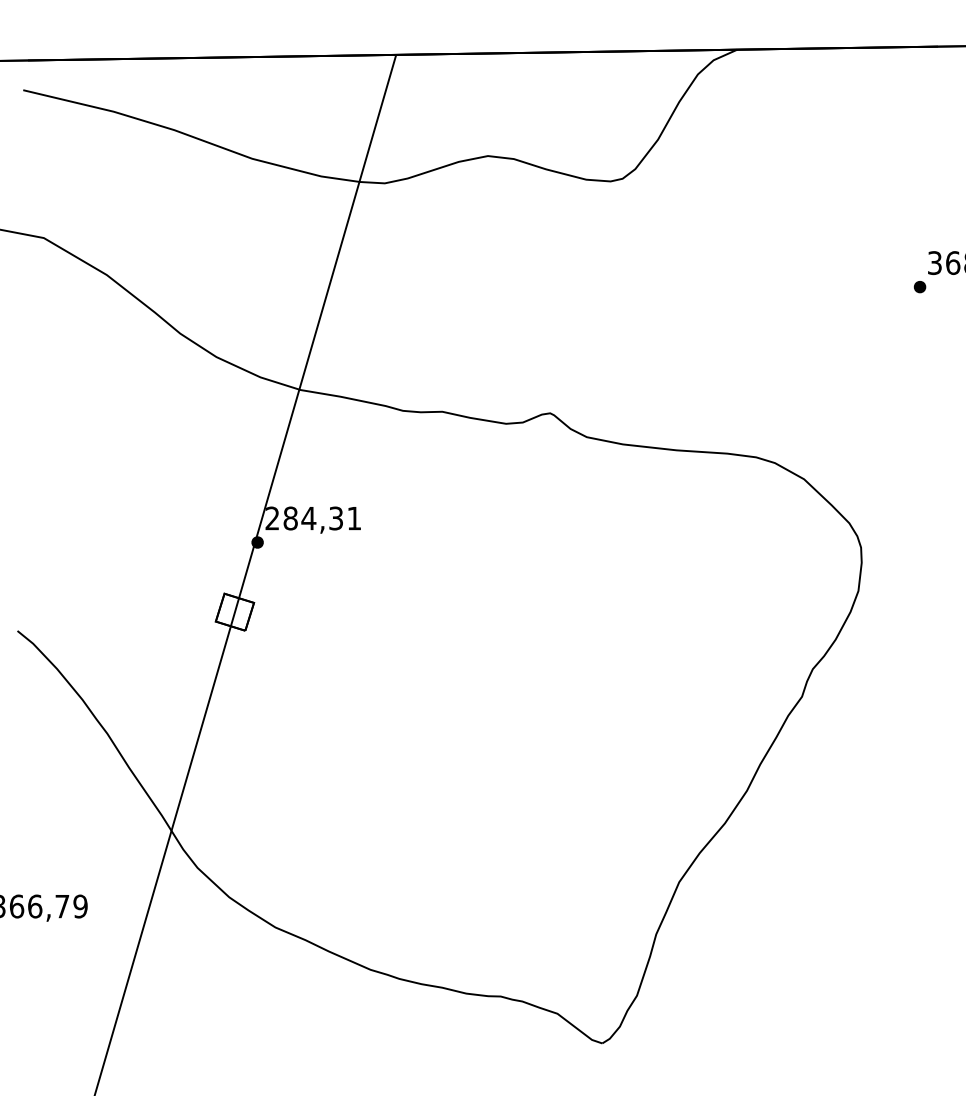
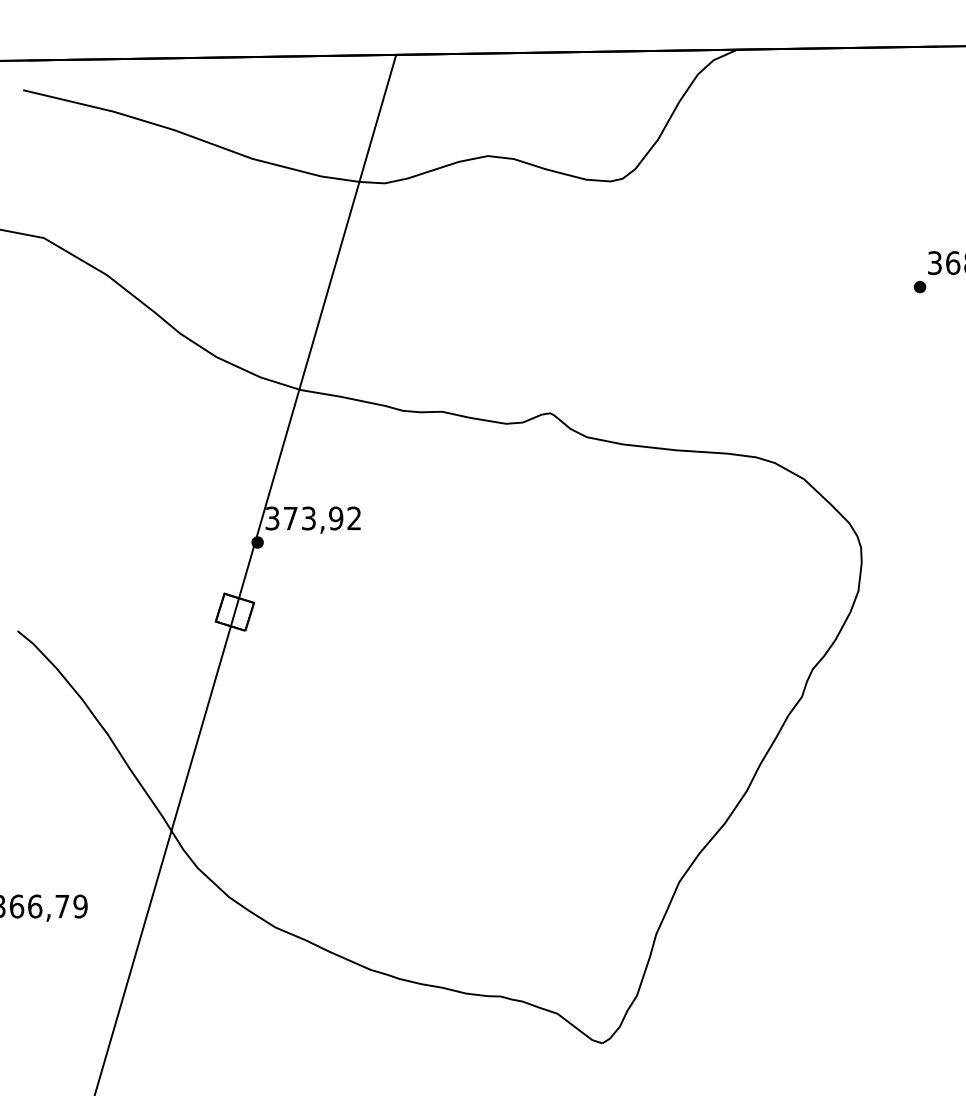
text: 284,31 -> 373,92 (312, 518)
